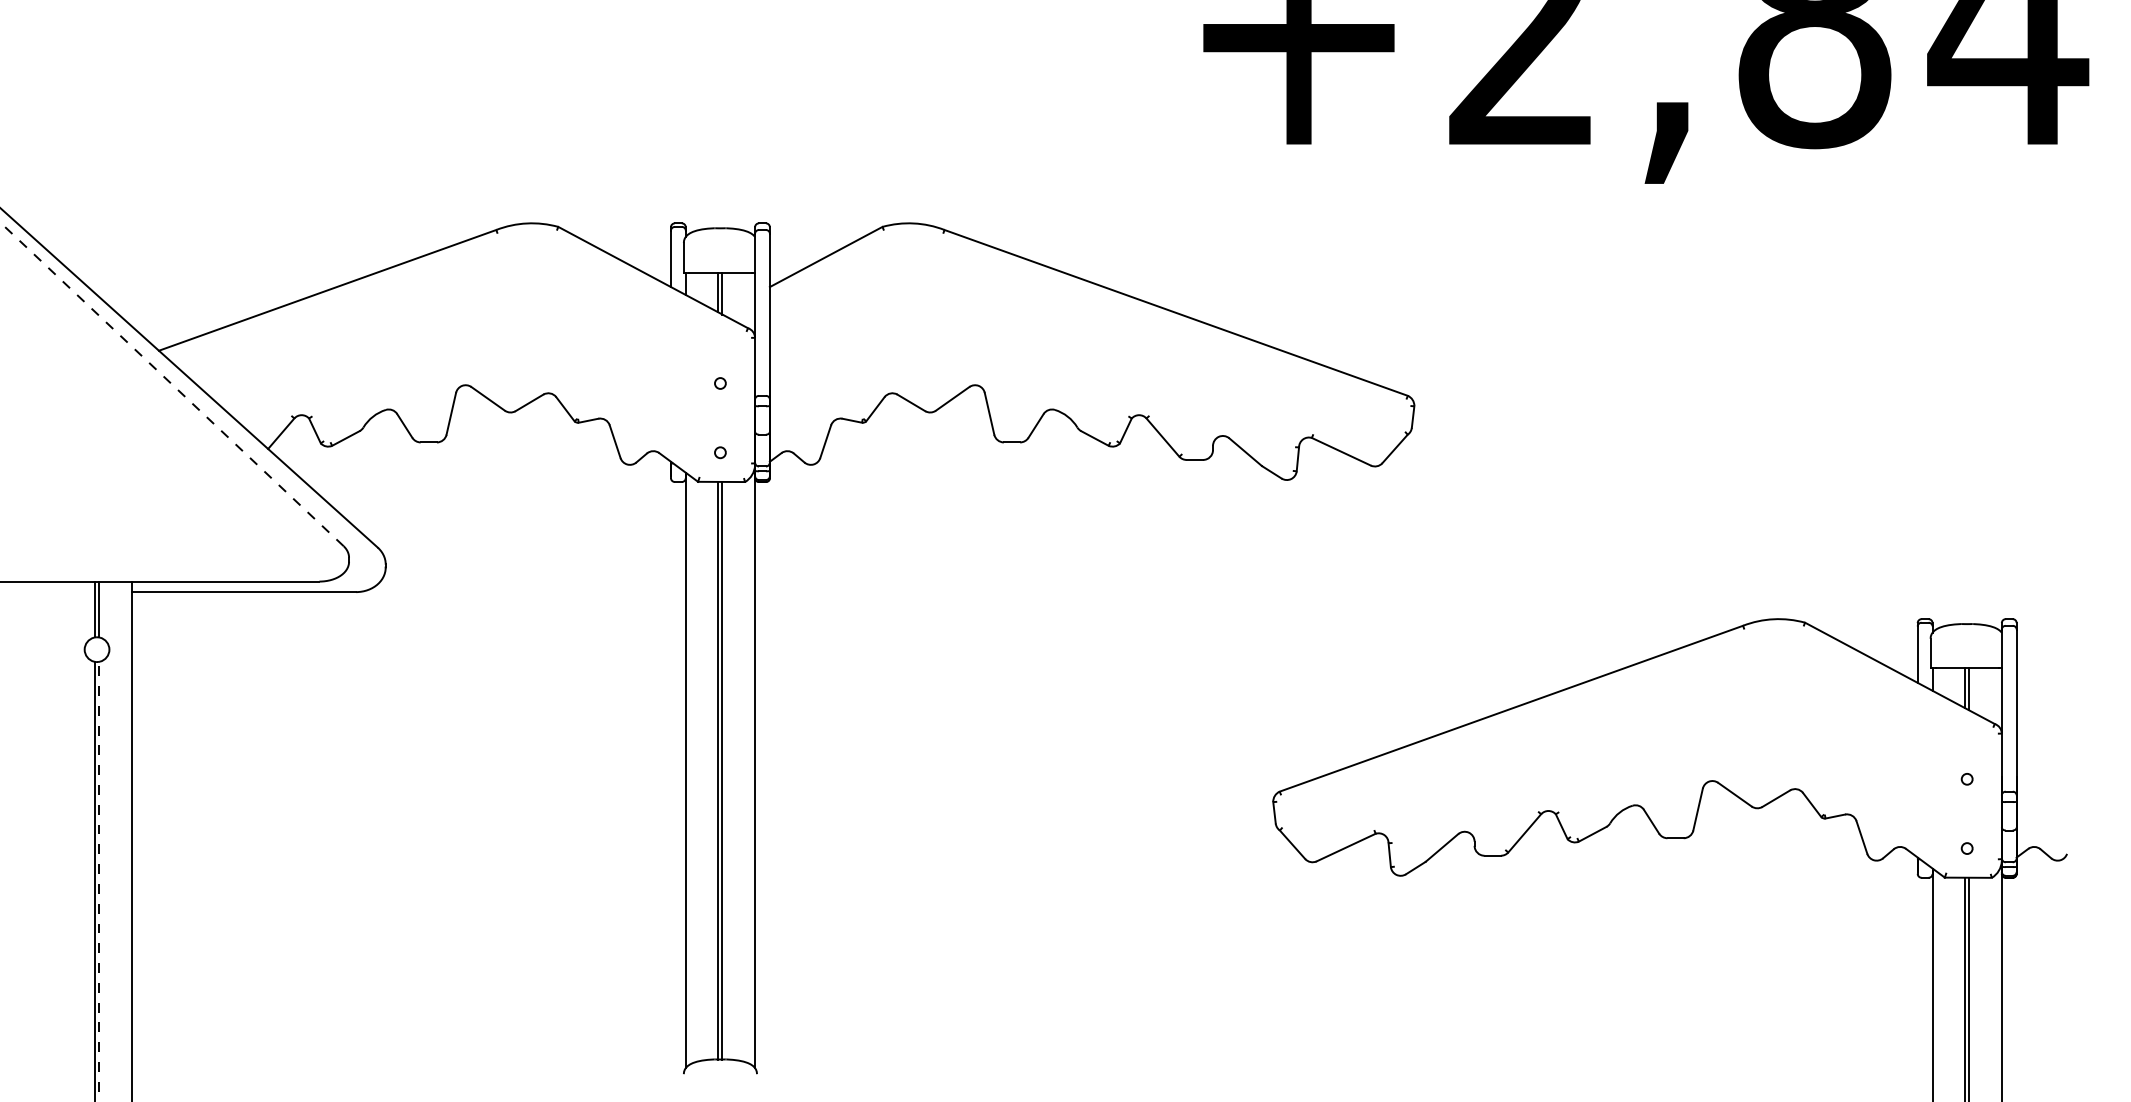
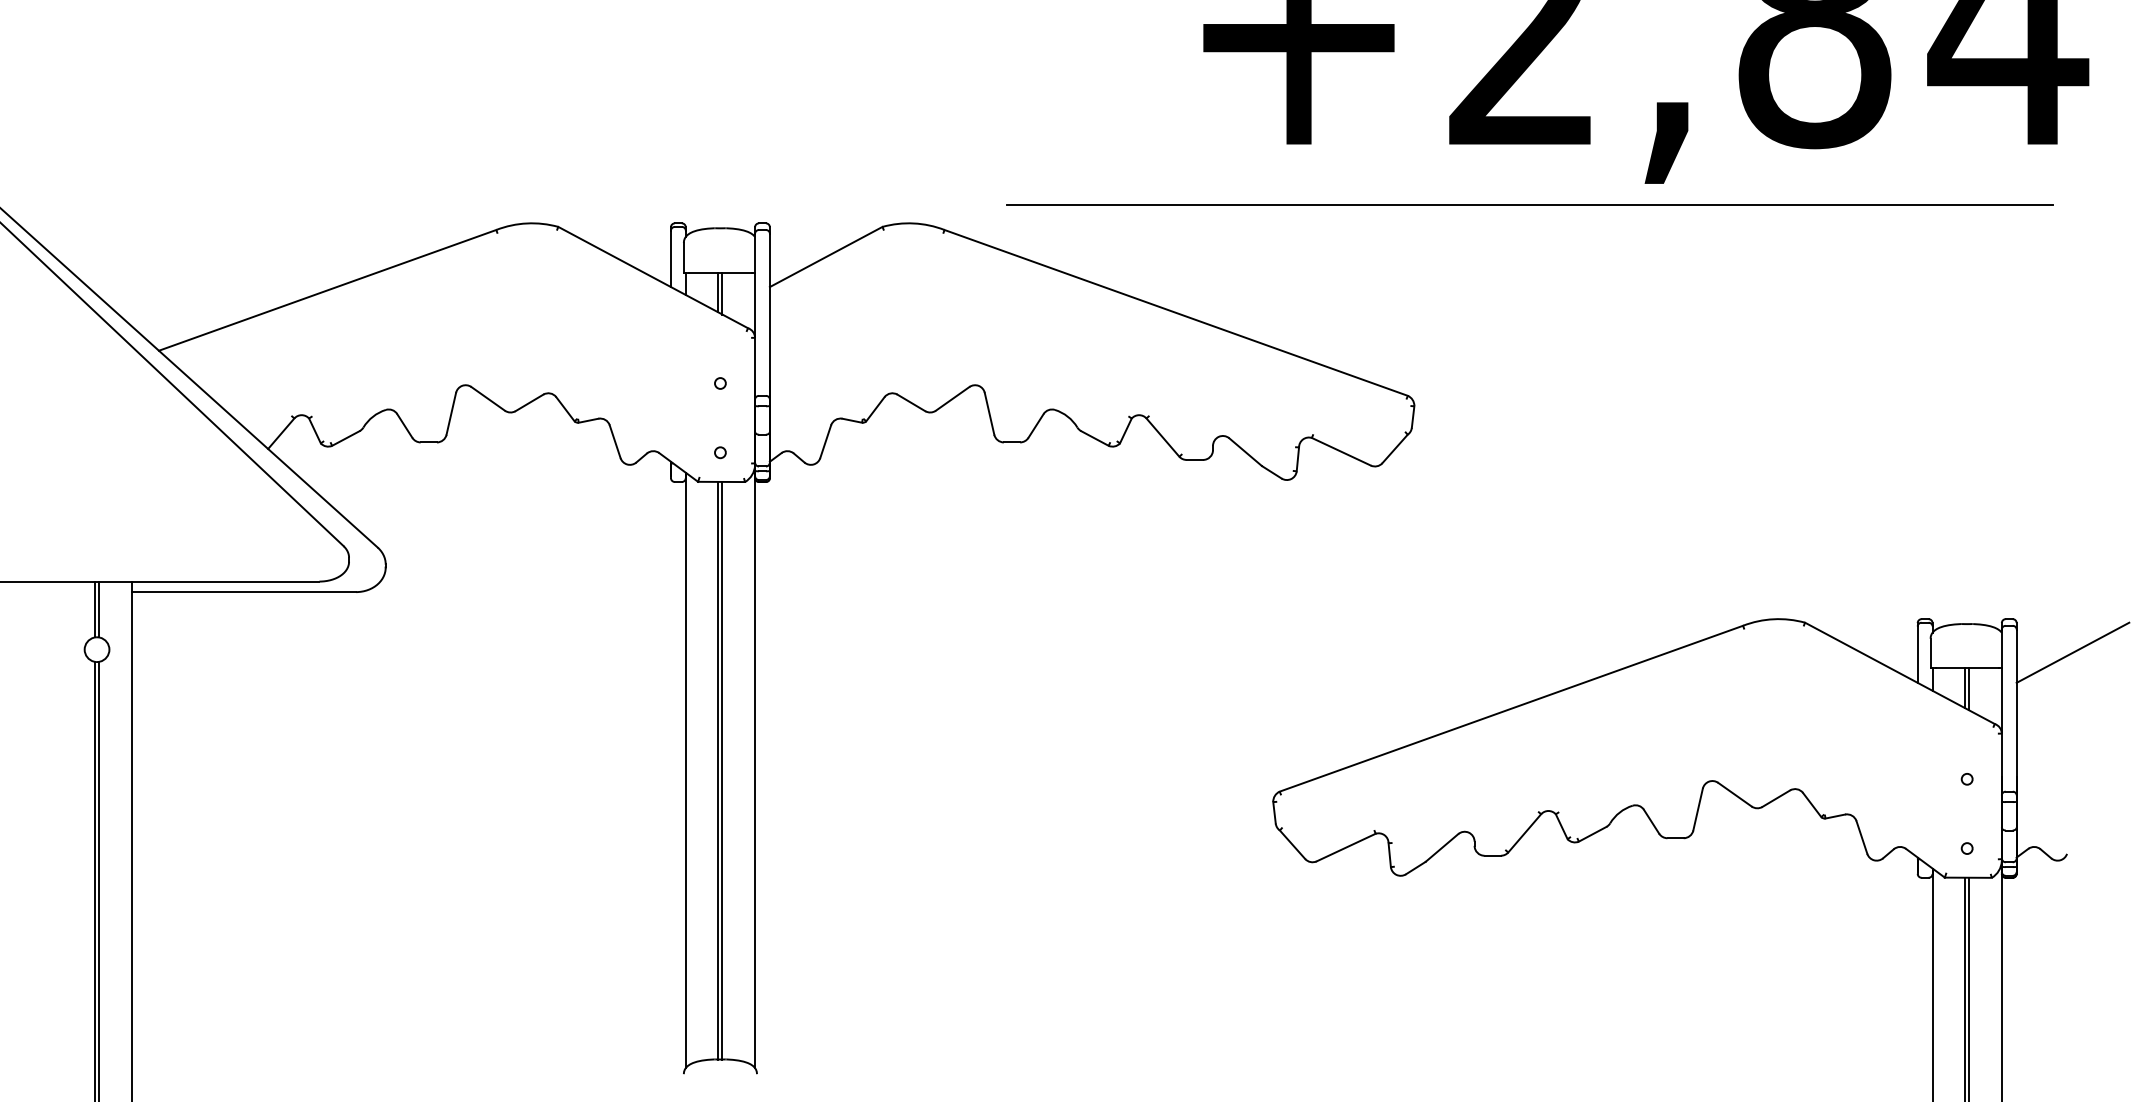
line: none -> present (1529, 205)
line: dashed -> solid (172, 384)
line: none -> present (2071, 652)
line: dashed -> solid (99, 881)
